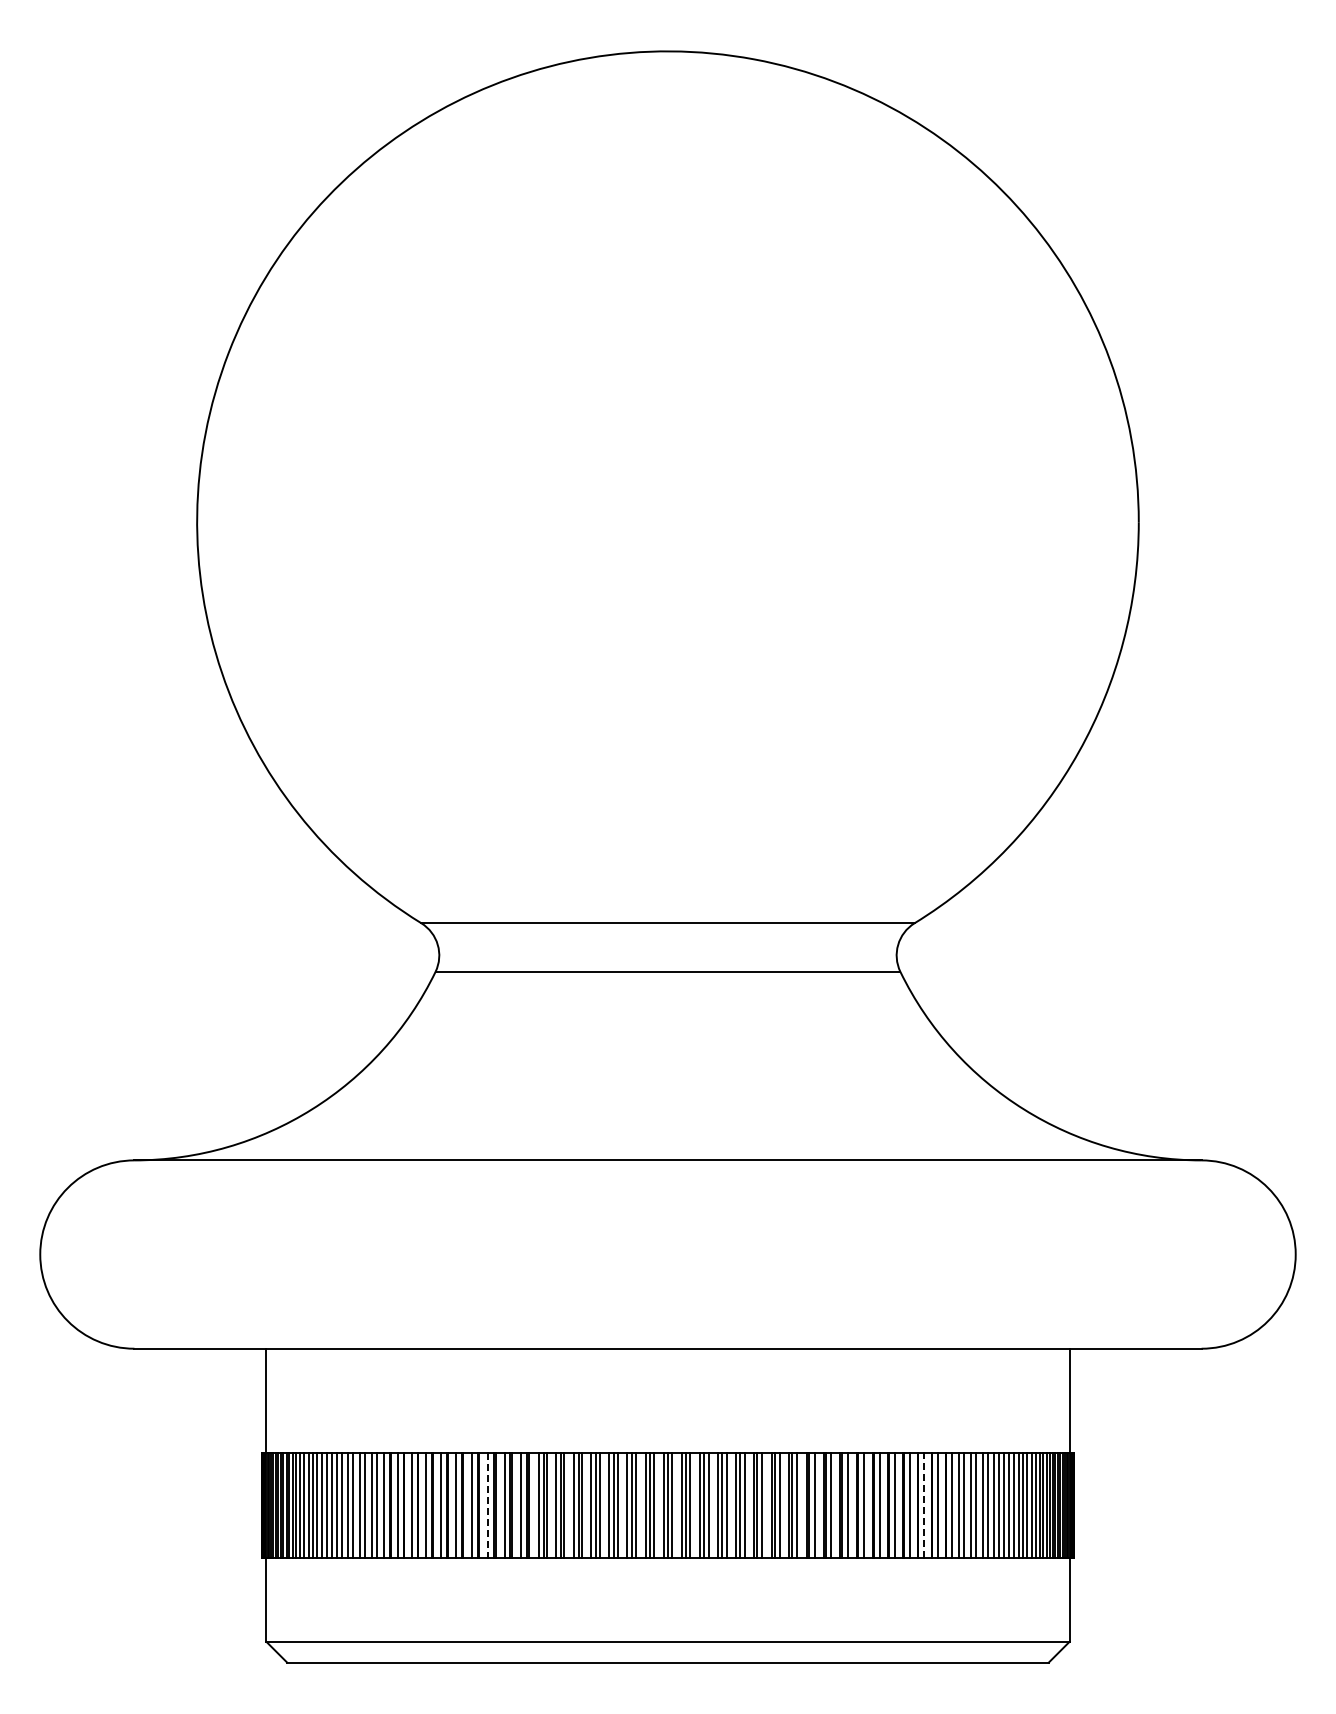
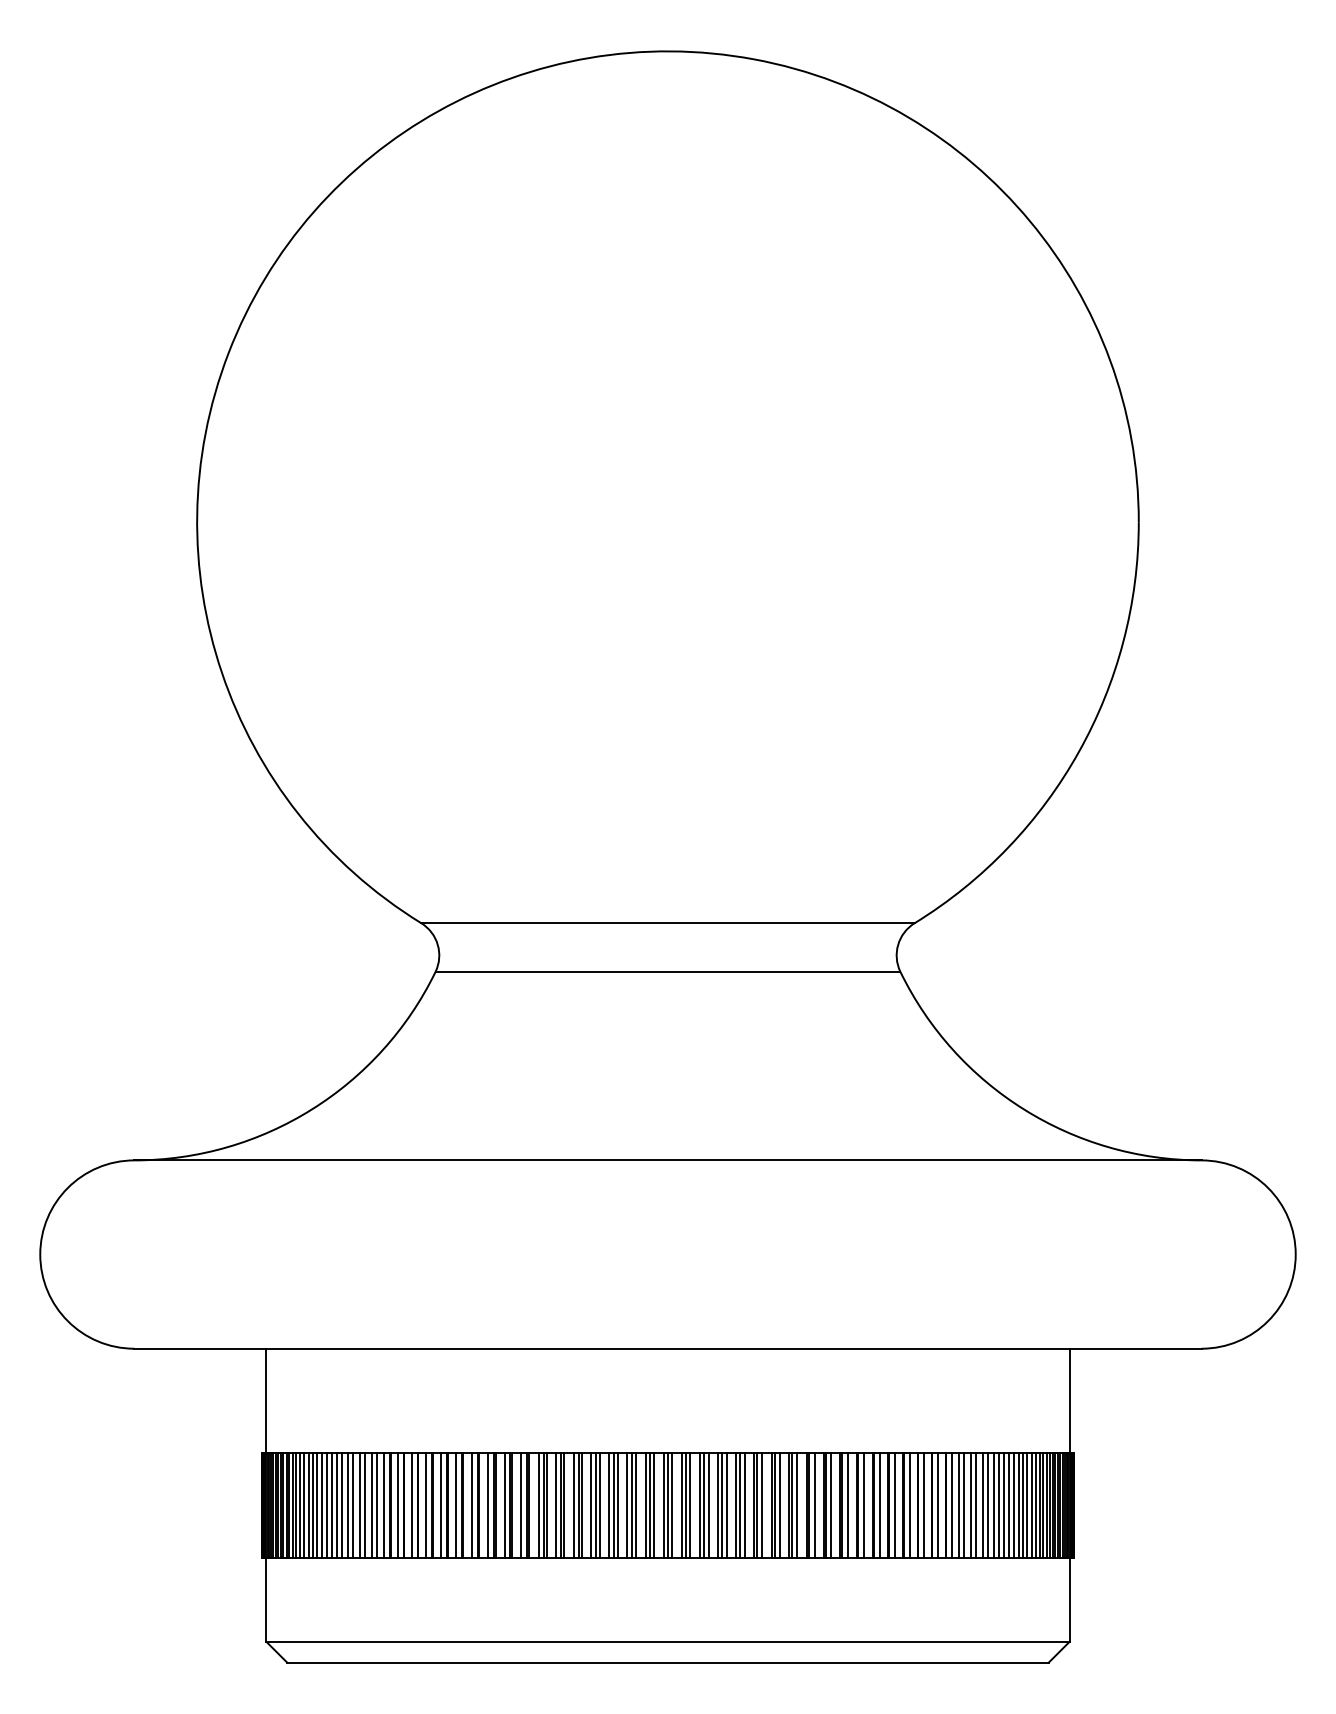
line: dashed -> solid (924, 1505)
line: dashed -> solid (488, 1506)
